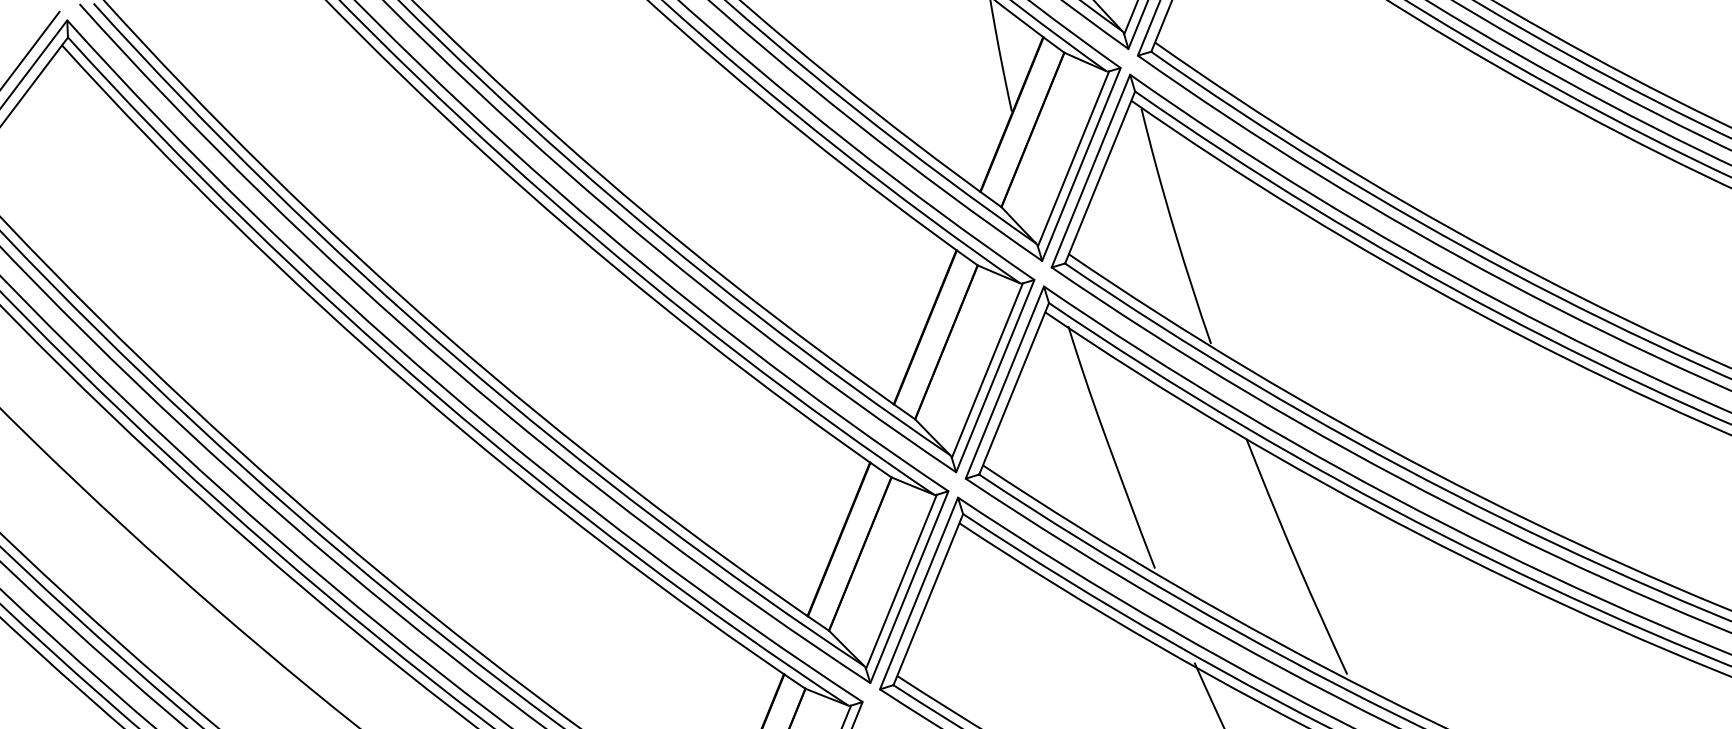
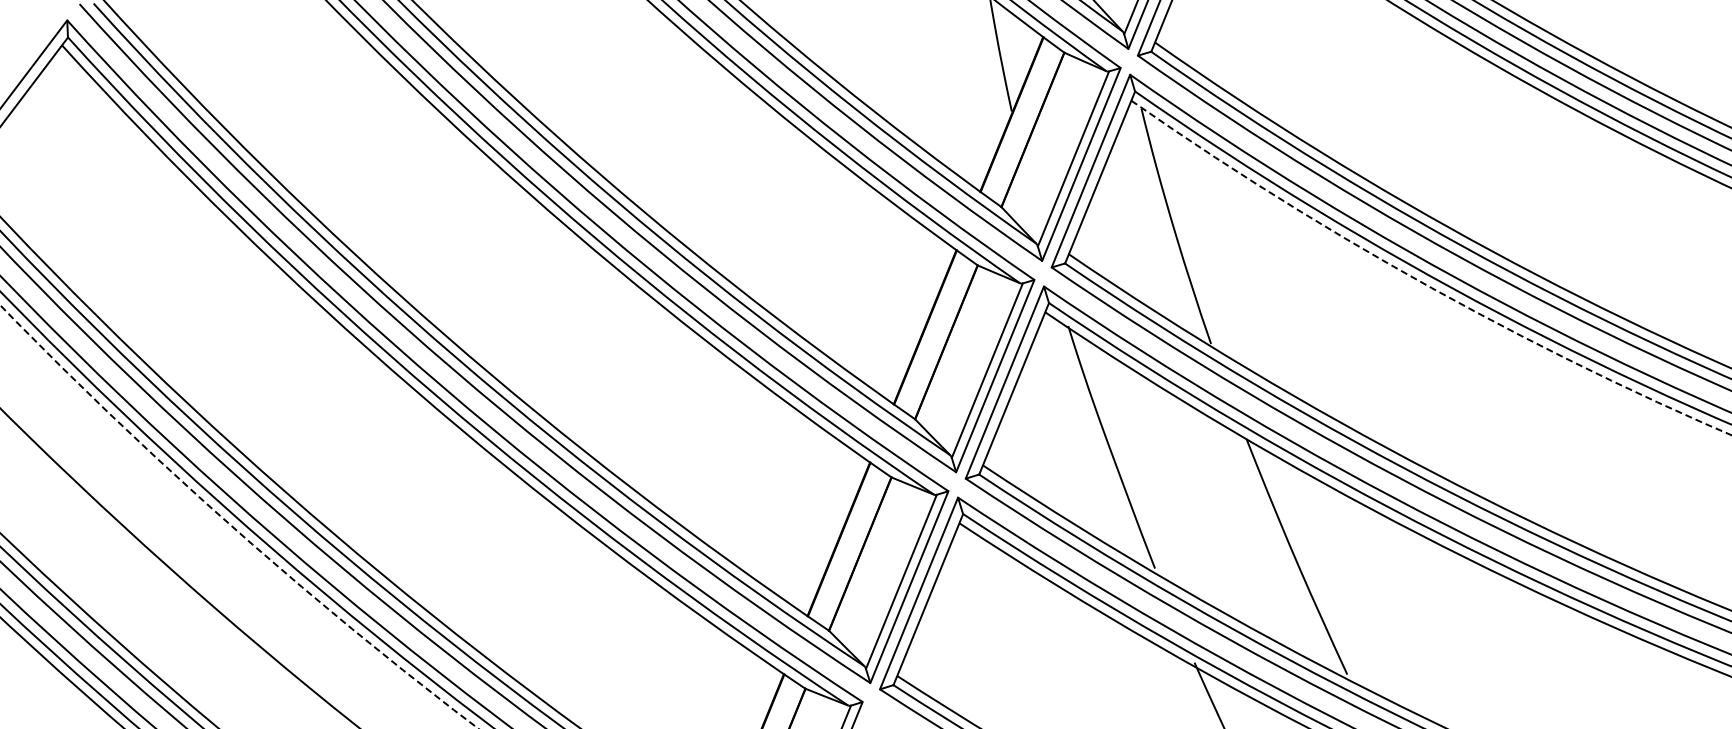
line: present -> none (30, 49)
arc: solid -> dashed (1424, 283)
arc: solid -> dashed (231, 526)
